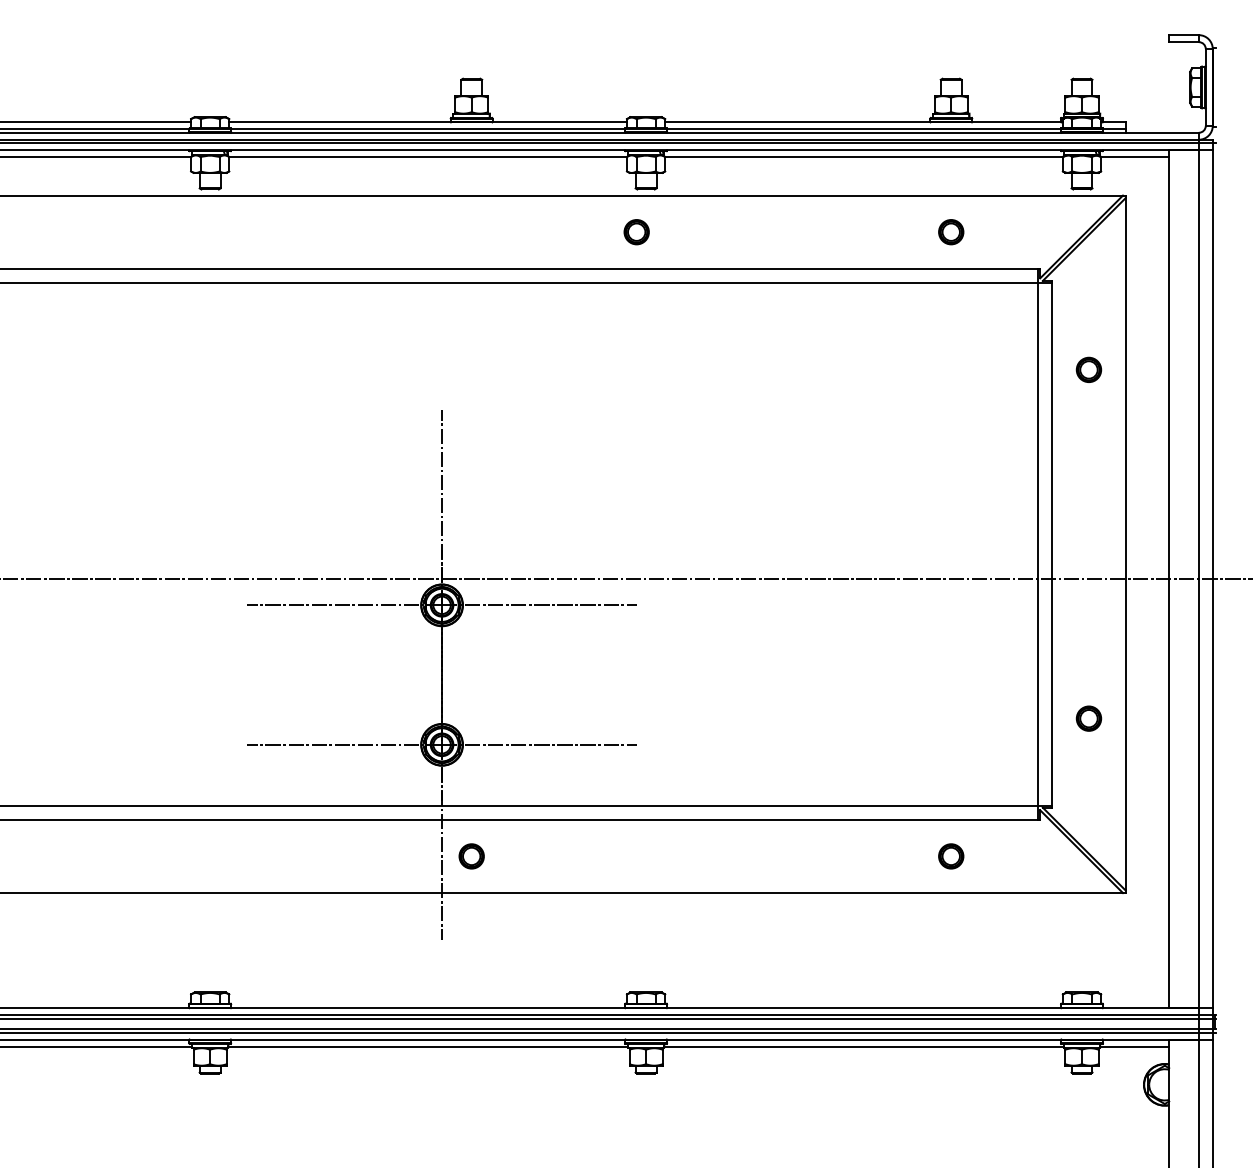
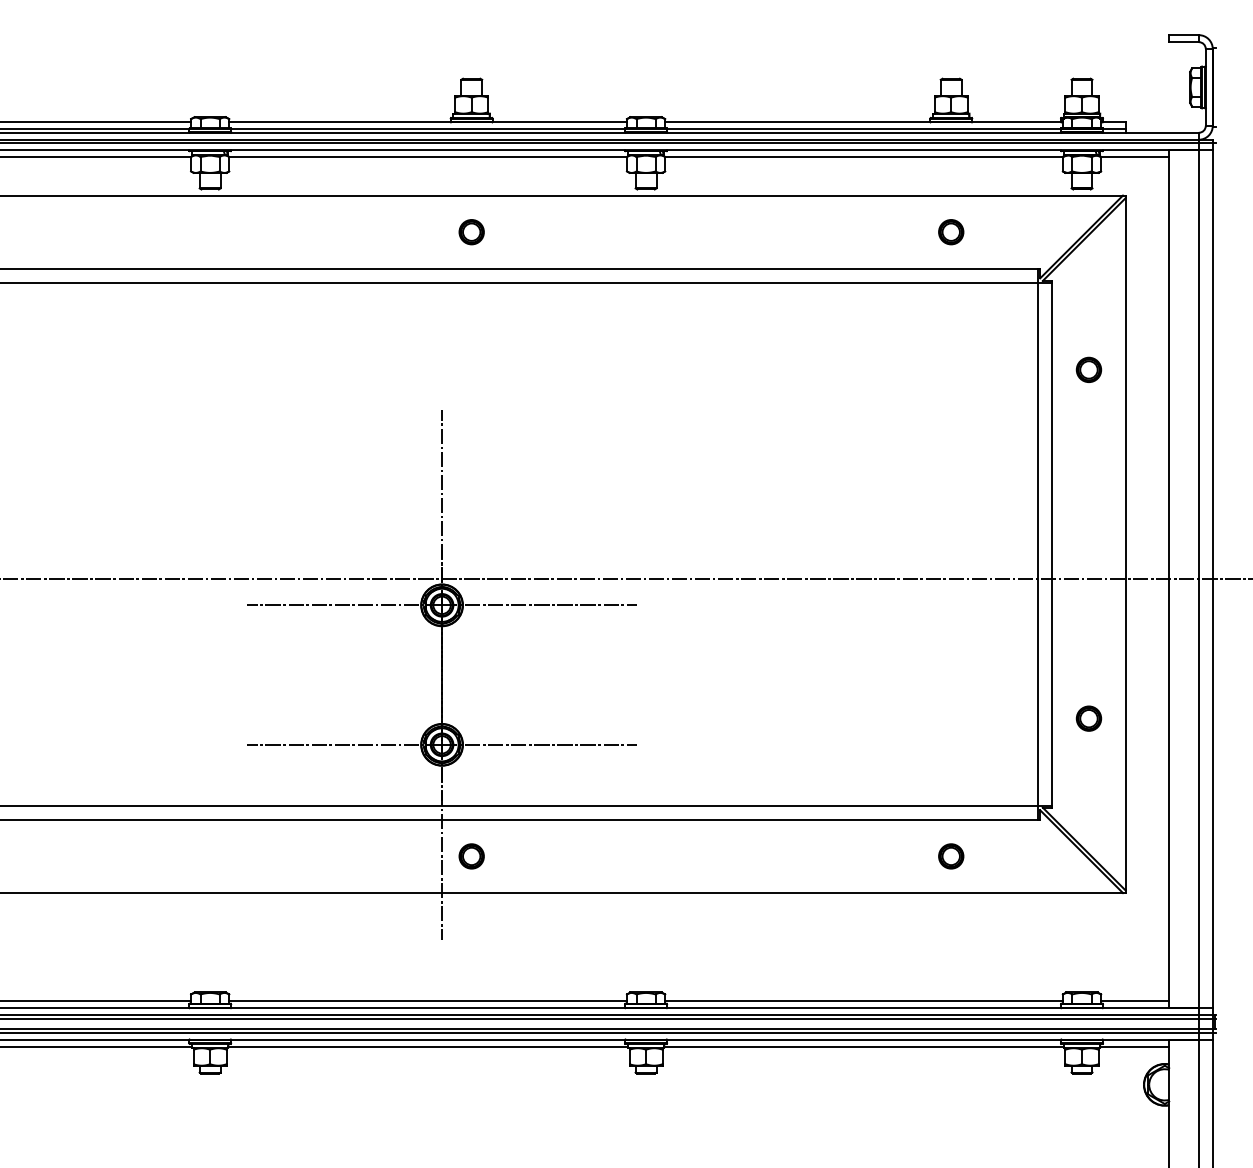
part position: (636, 232) -> (471, 232) (471, 232)
line: none -> present (96, 1001)
line: none -> present (427, 1001)
line: none -> present (863, 1001)
line: none -> present (1135, 1001)
